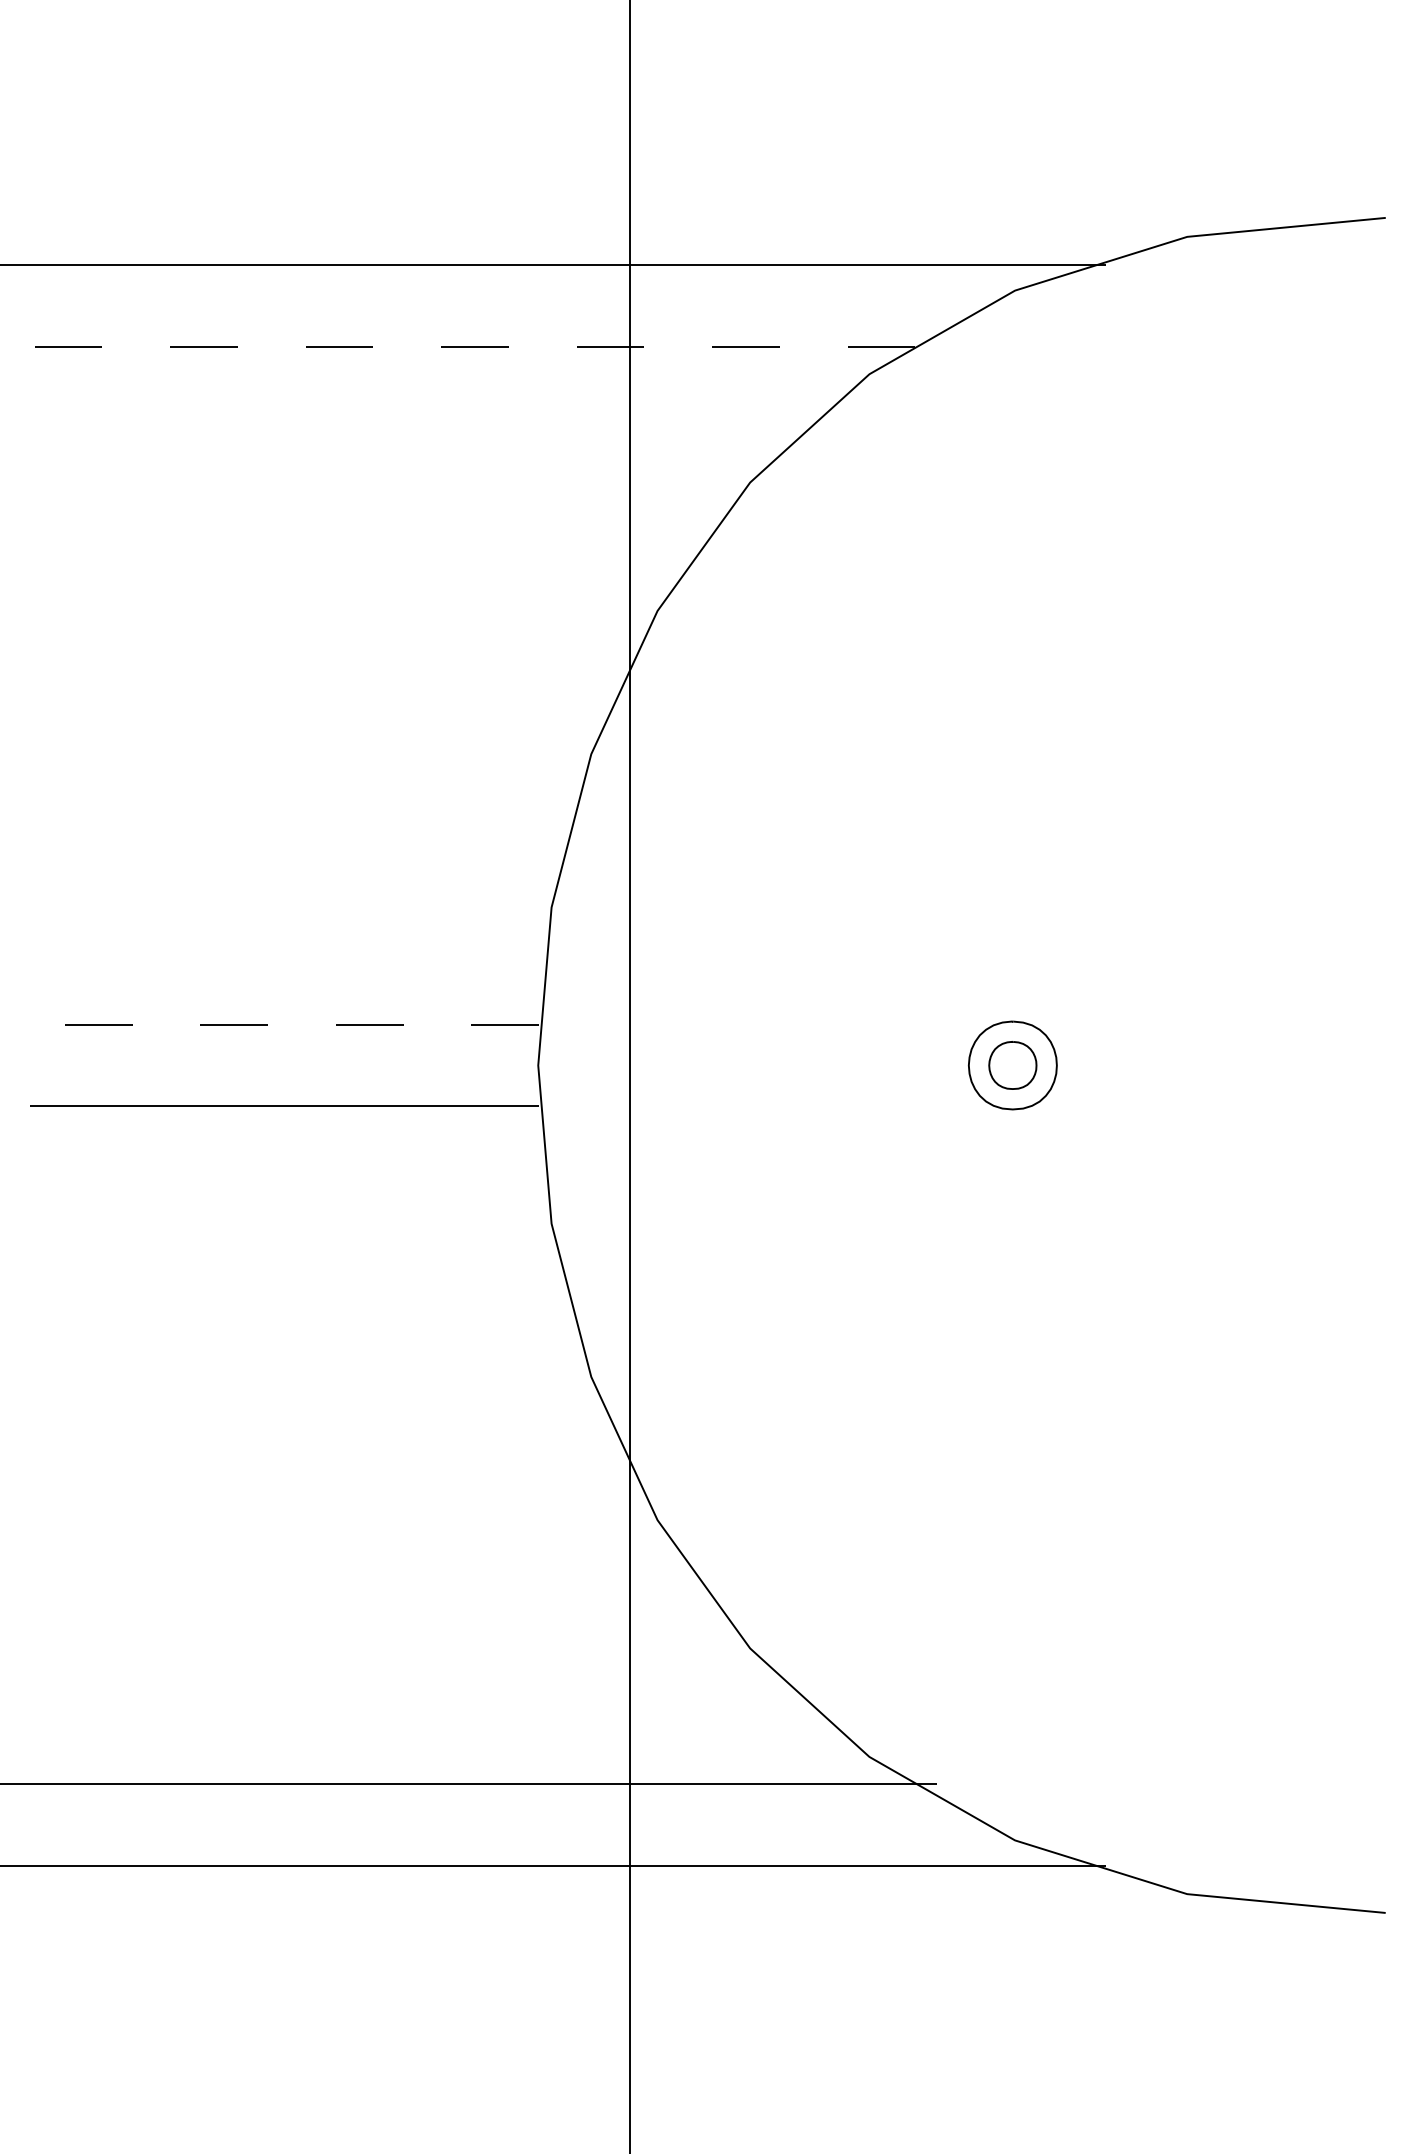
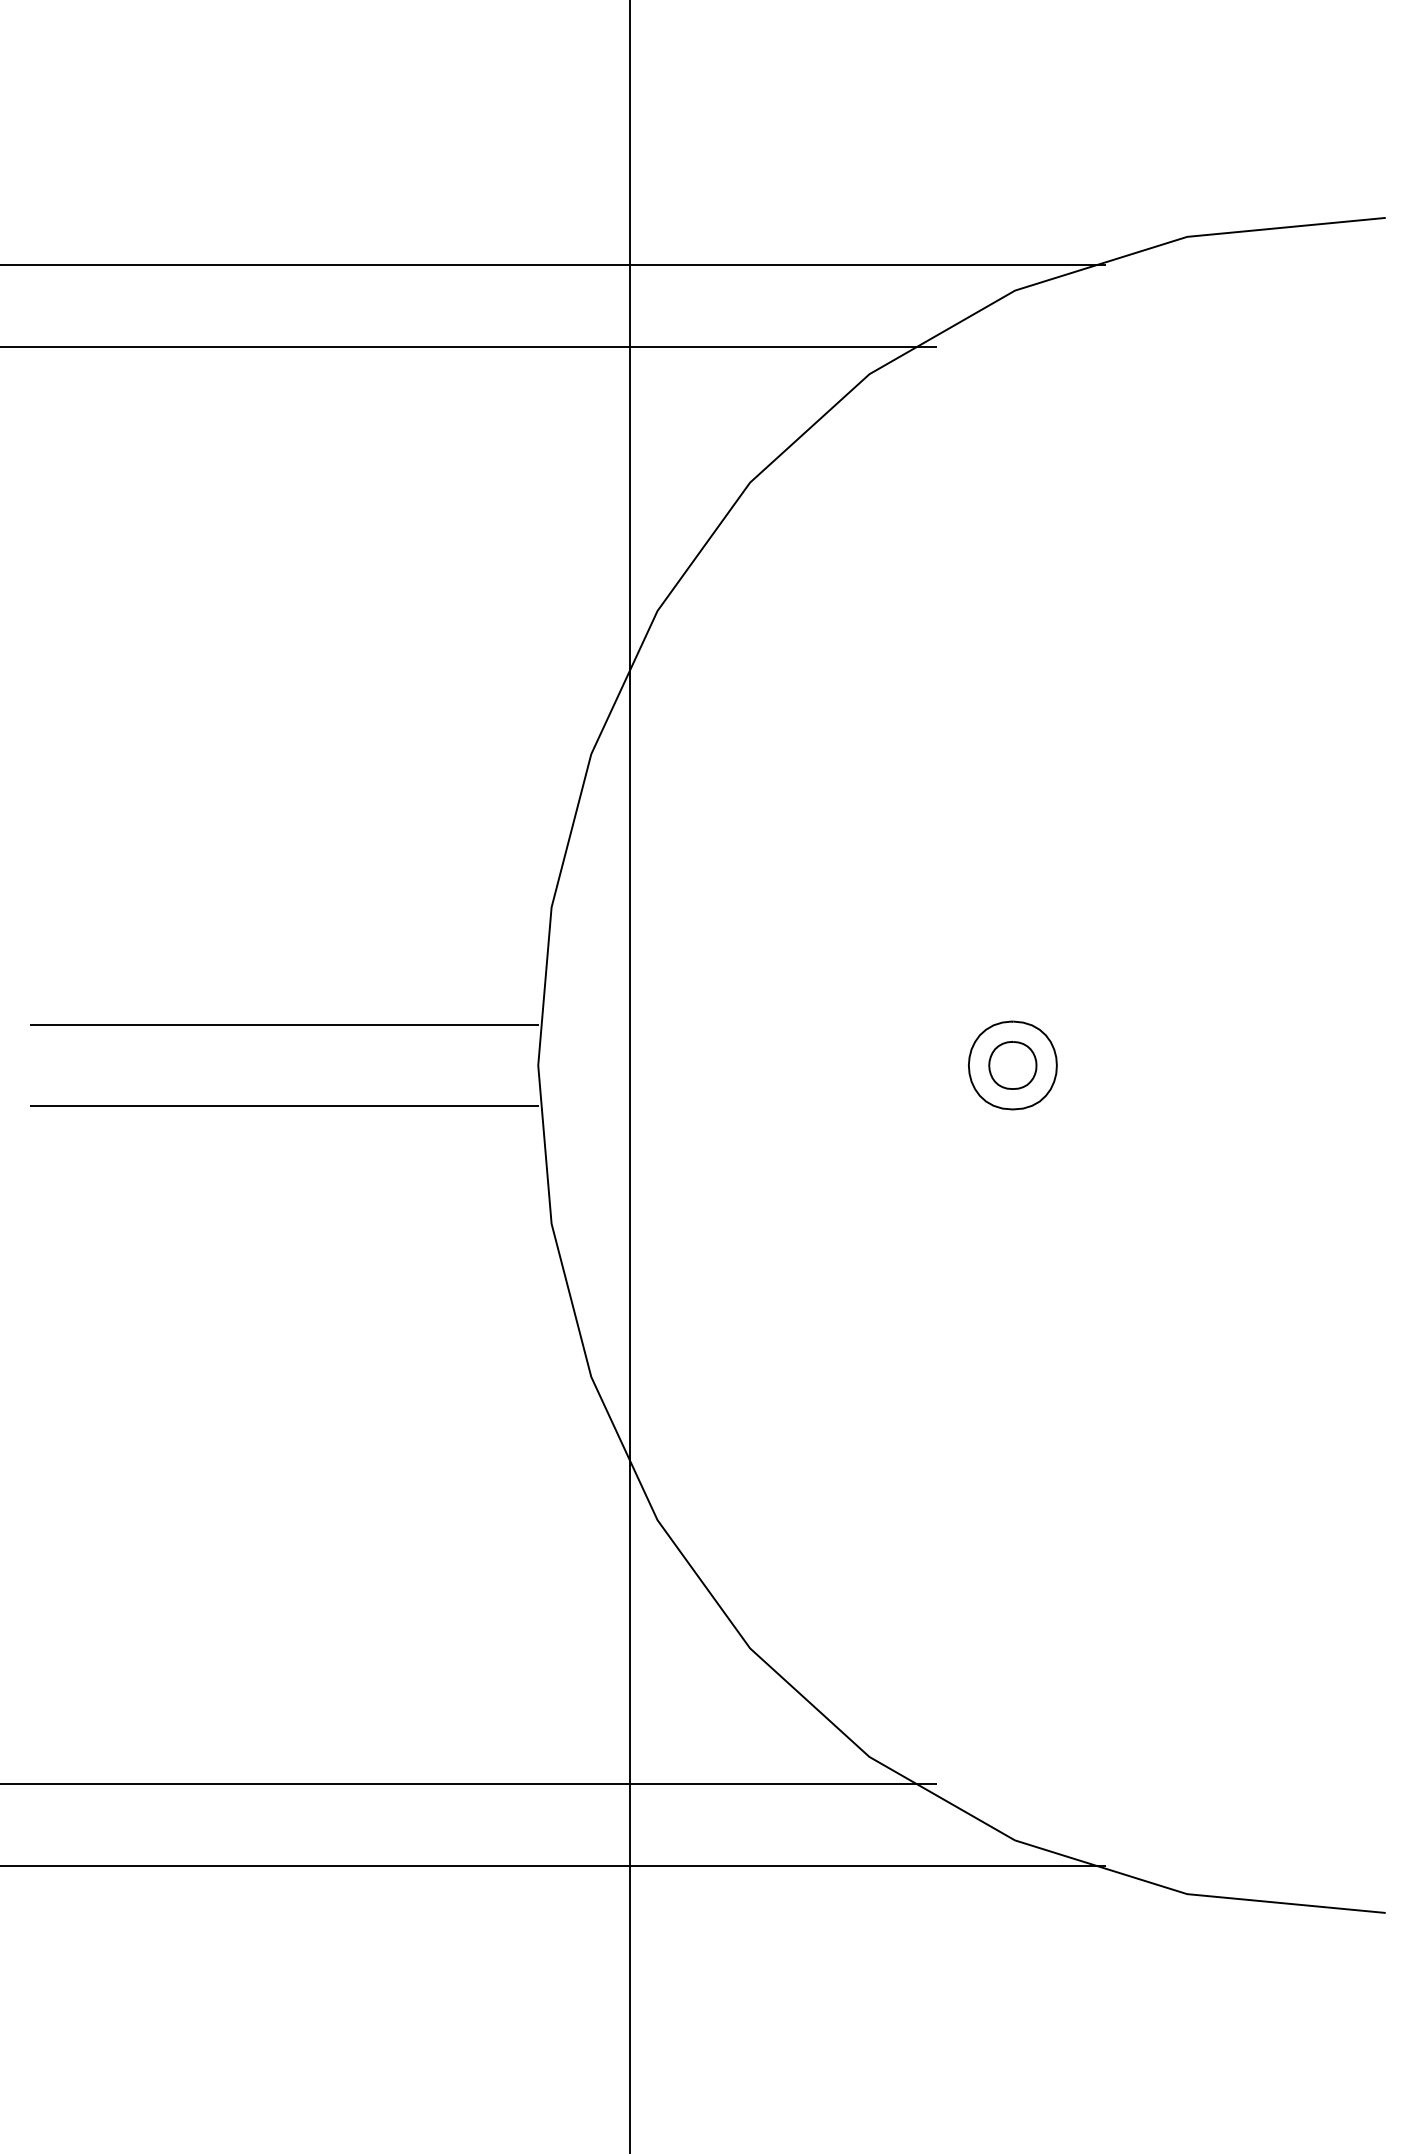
line: dashed -> solid (468, 346)
line: dashed -> solid (284, 1024)
